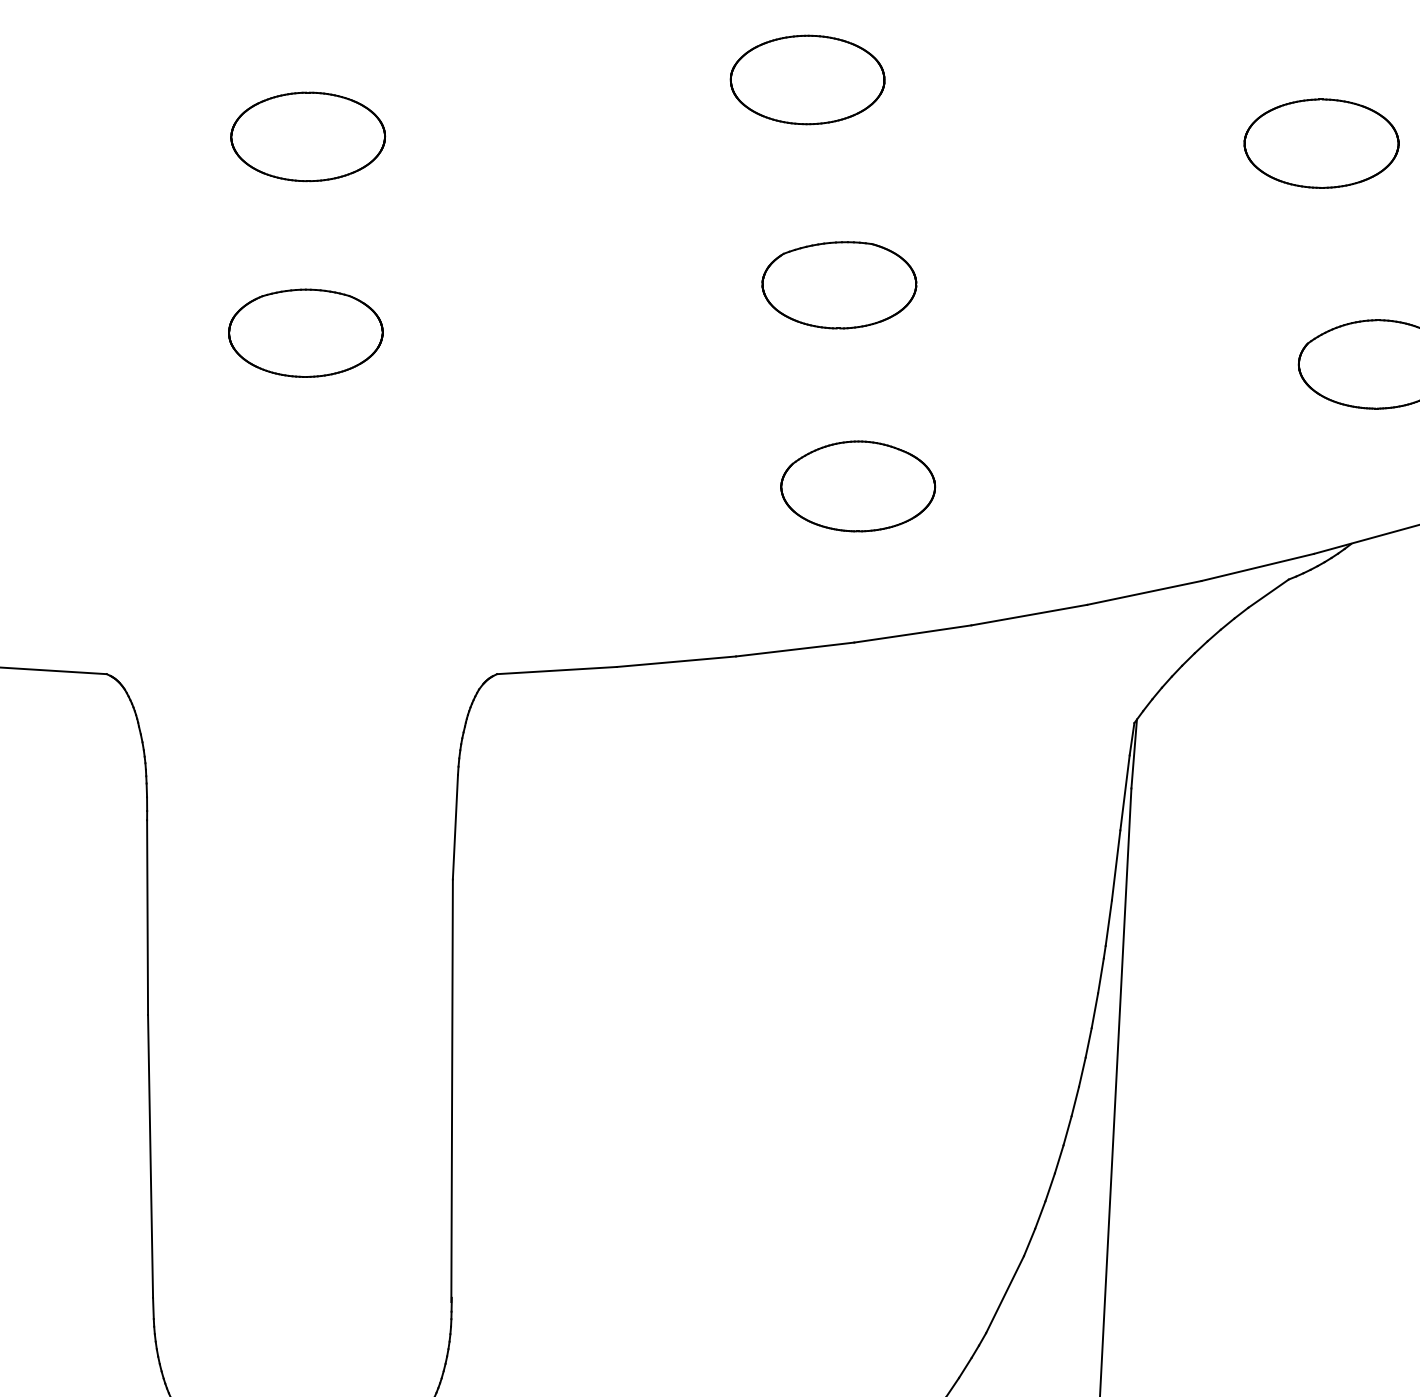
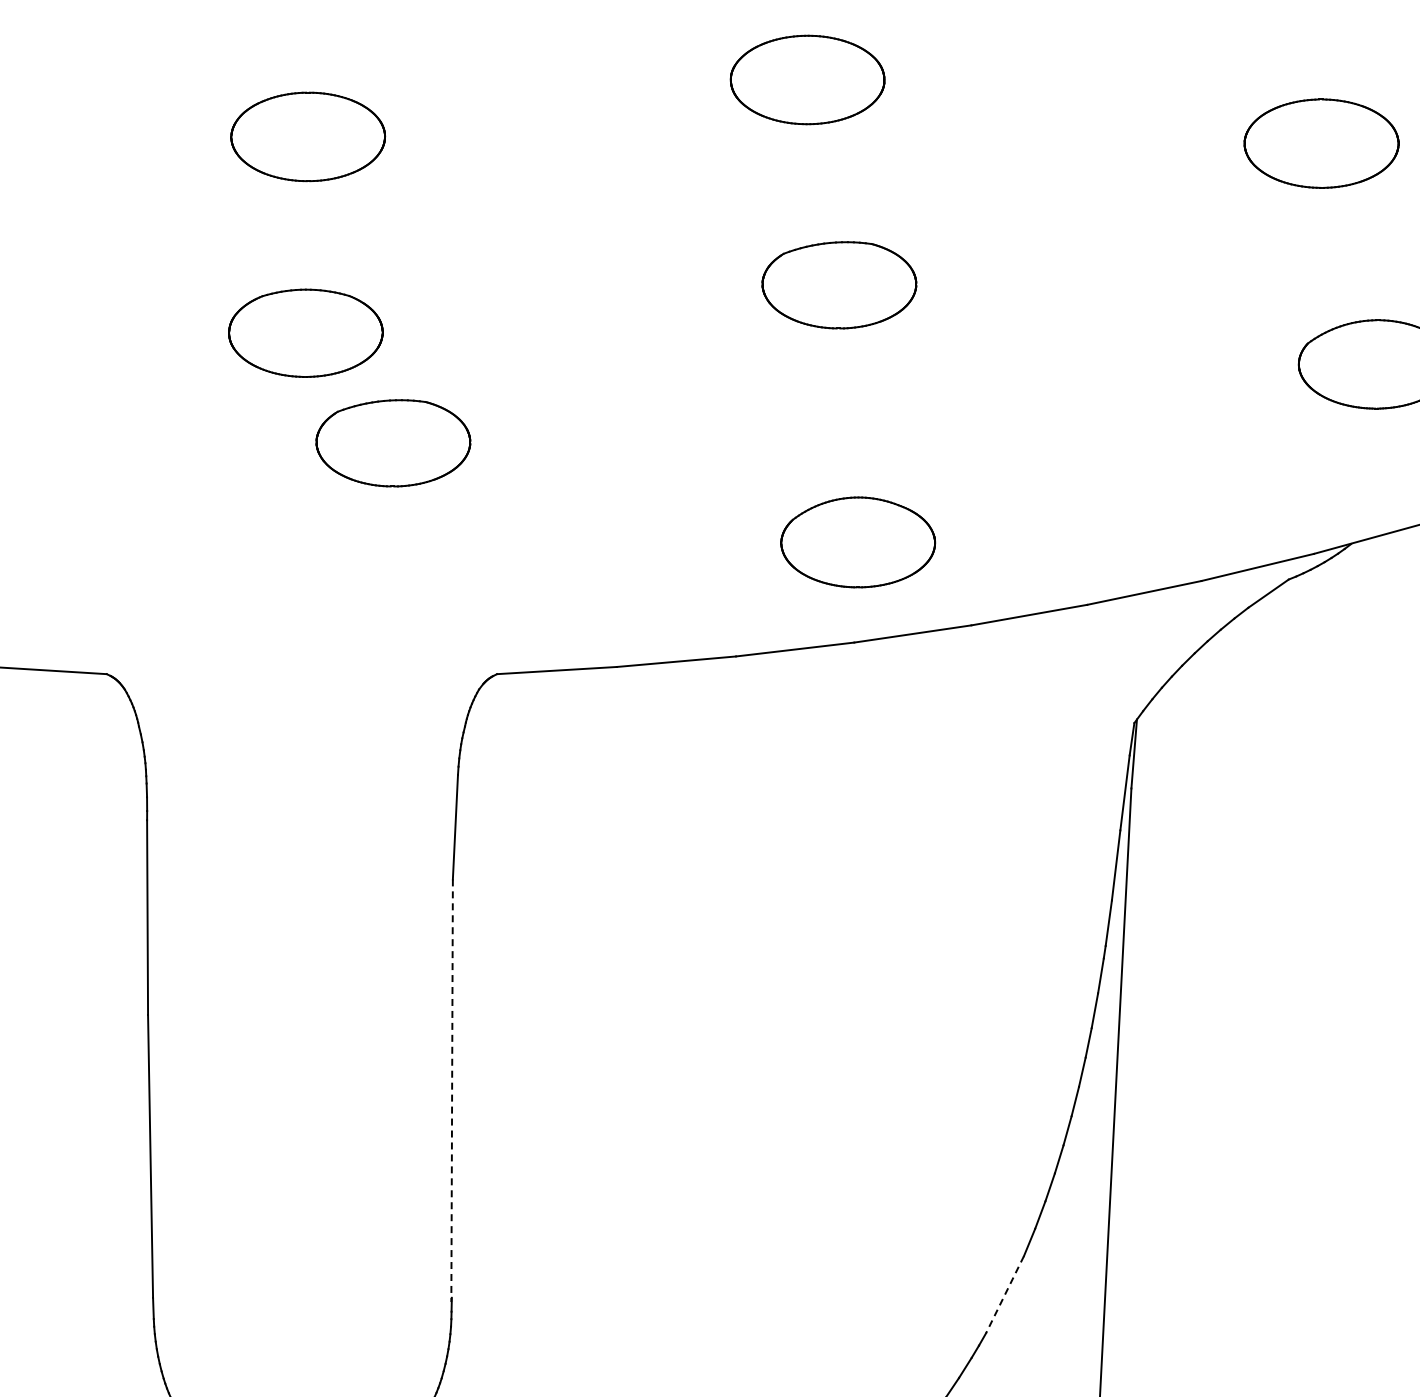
part: none -> present (393, 443)
part position: (858, 486) -> (858, 542) (858, 542)
line: solid -> dashed (452, 1091)
line: solid -> dashed (1005, 1294)
